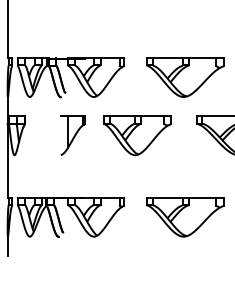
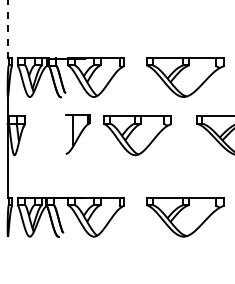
line: solid -> dashed (7, 29)
part position: (72, 135) -> (77, 134) (77, 134)
line: present -> none (7, 242)
